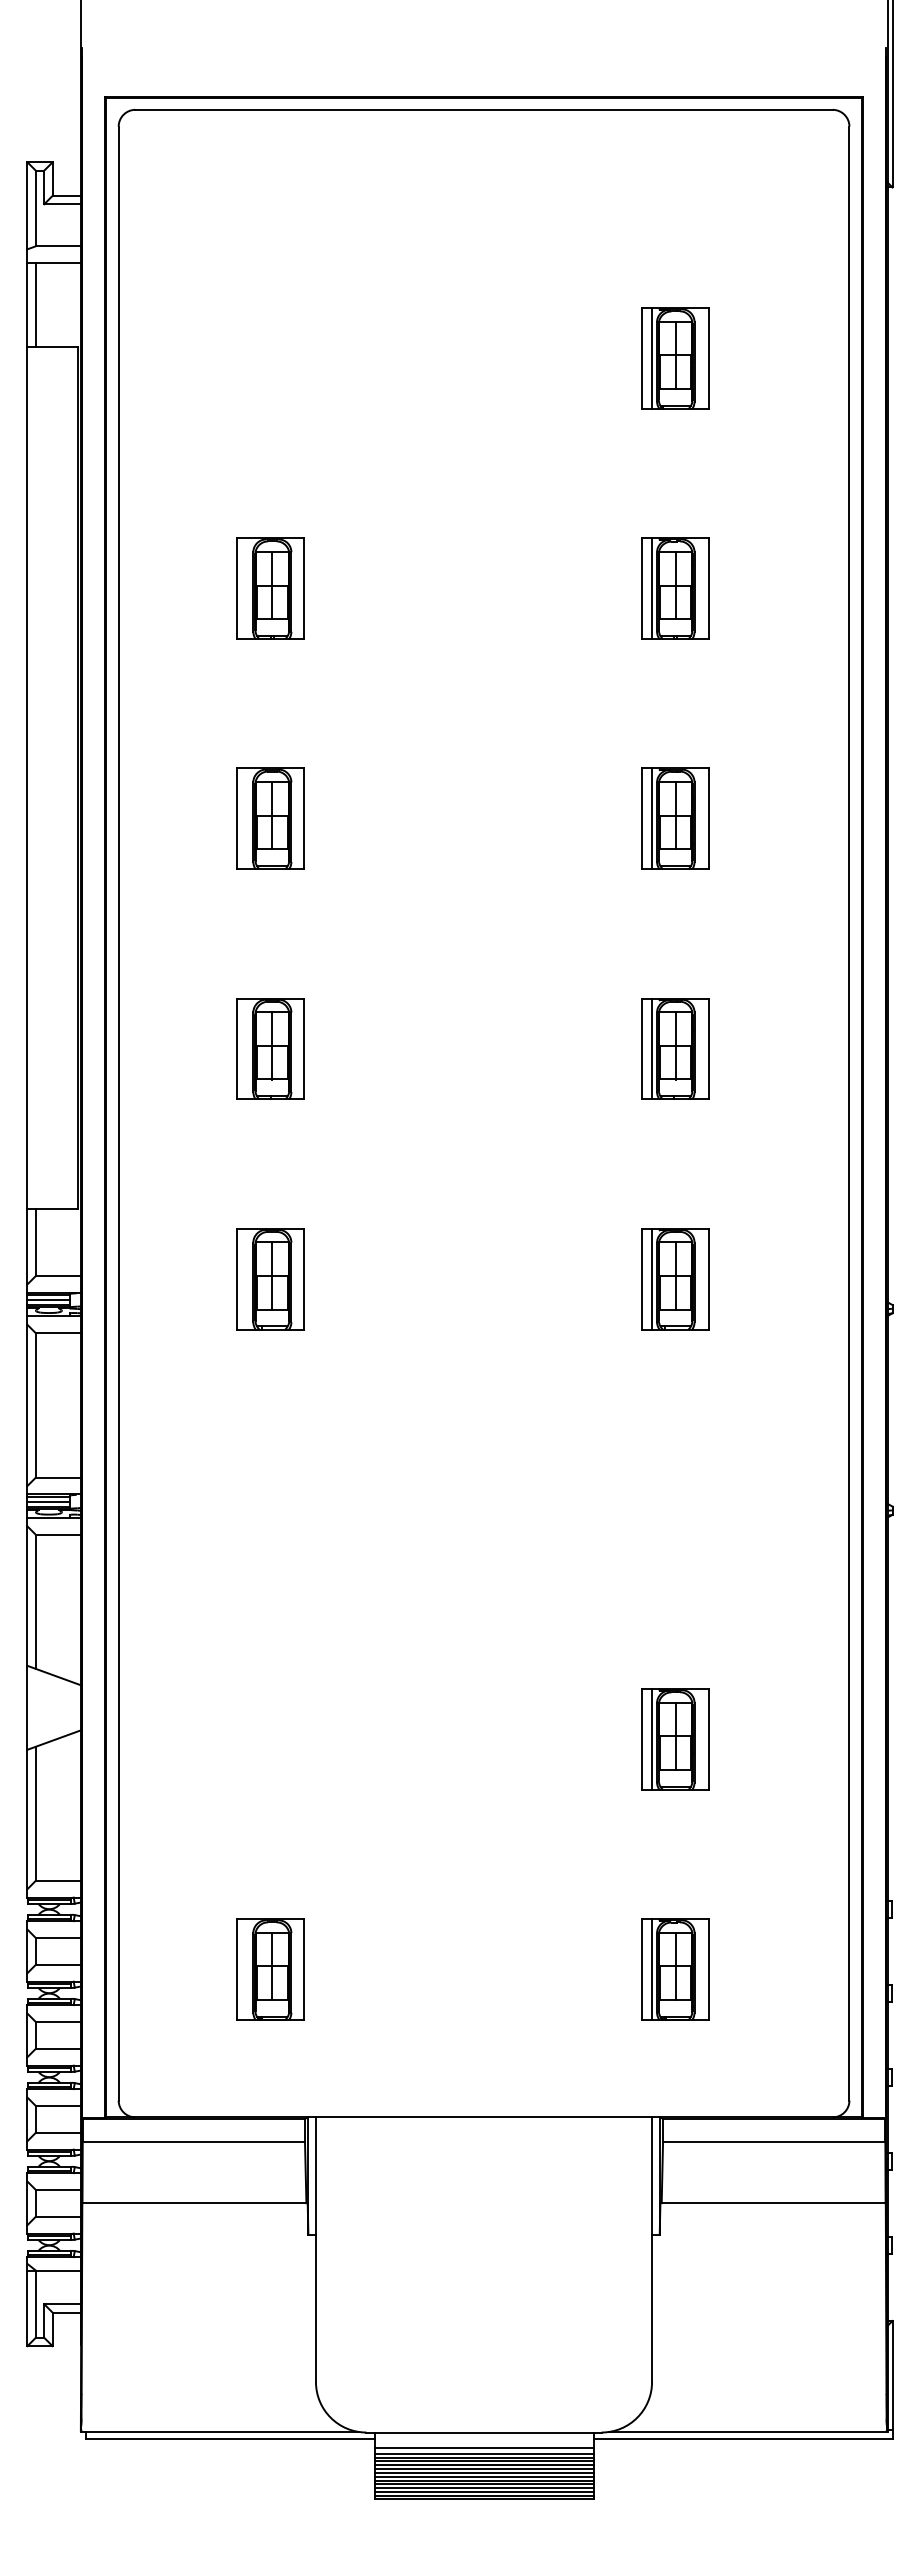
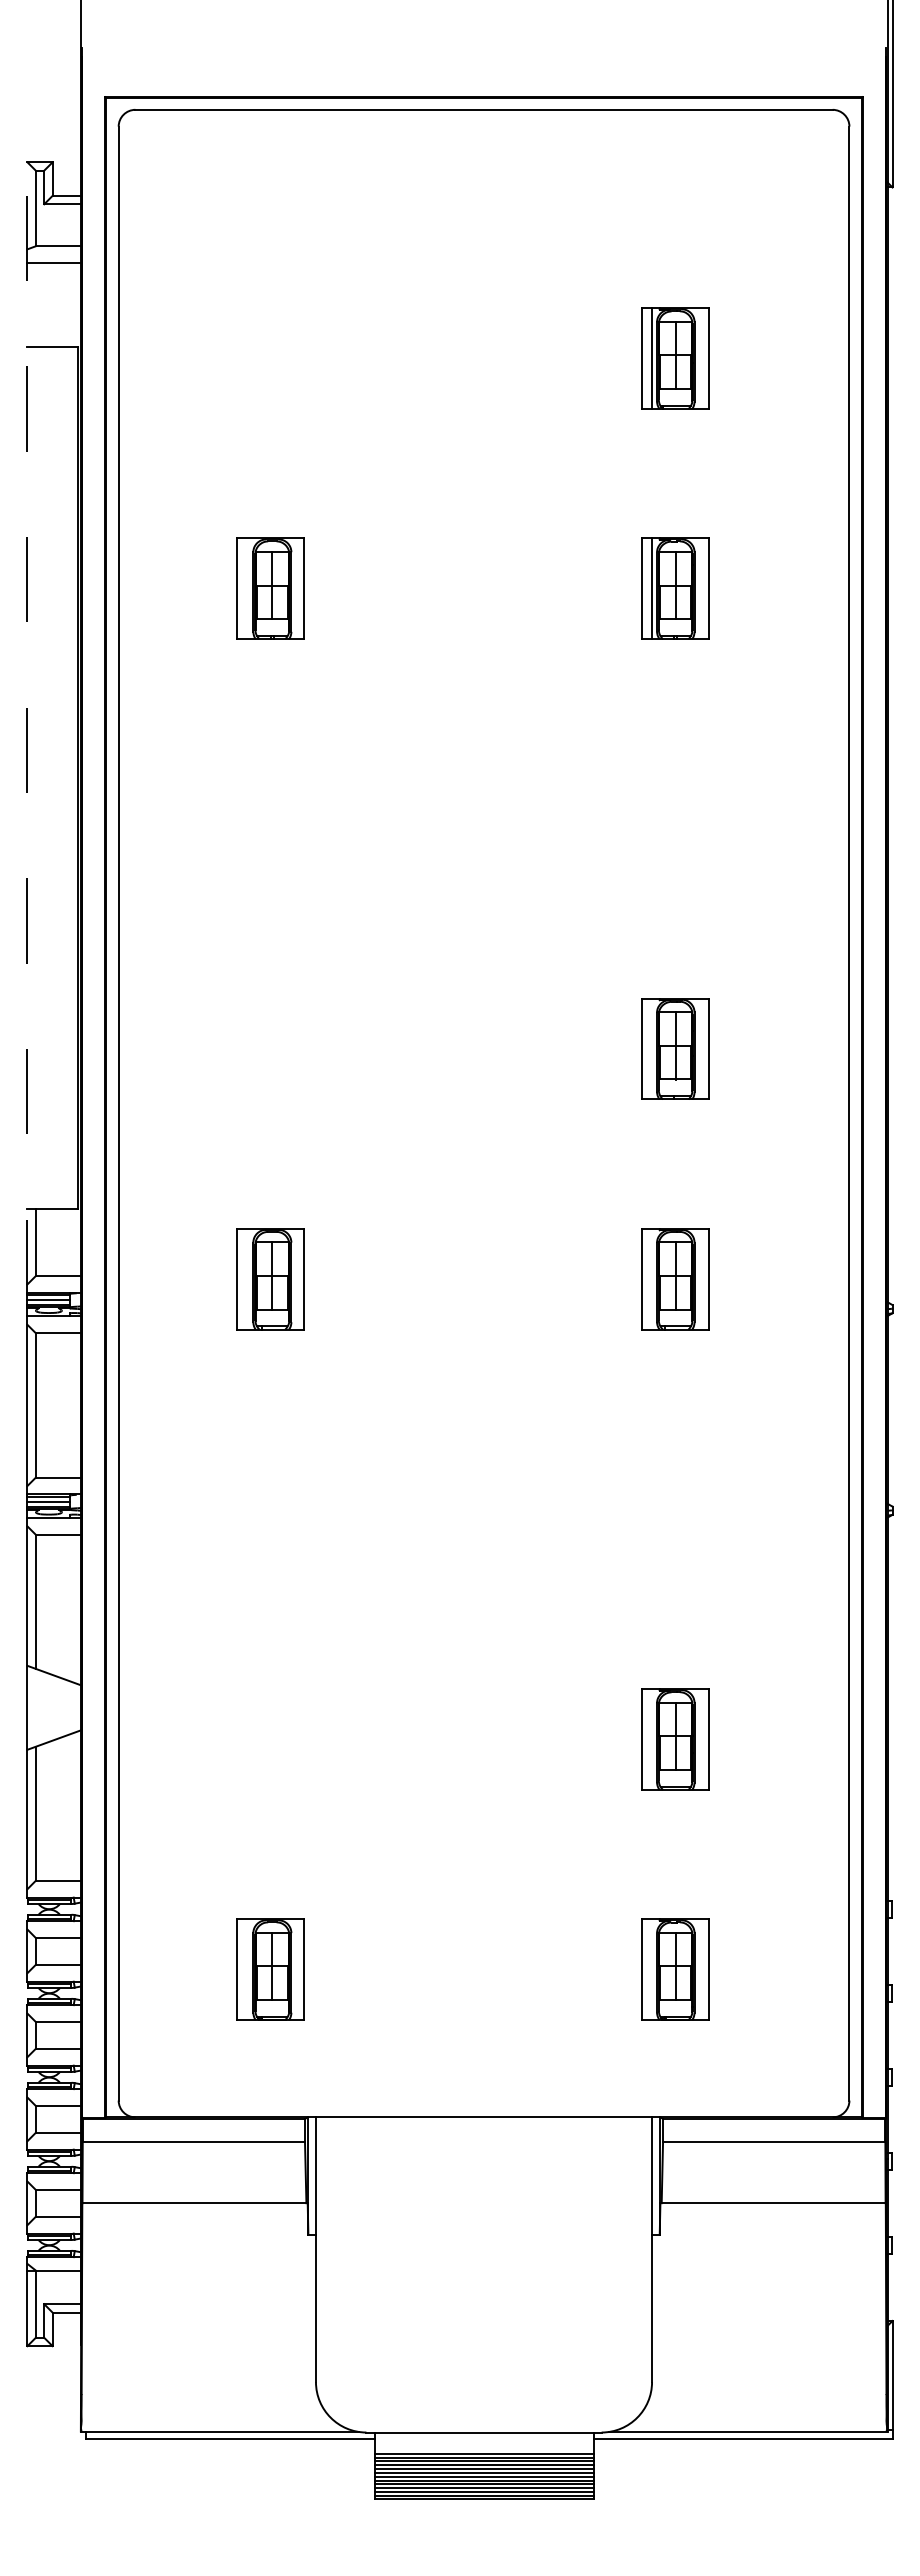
line: present -> none (35, 305)
line: solid -> dashed (27, 733)
part: present -> none (270, 818)
part: present -> none (675, 818)
part: present -> none (270, 1048)
line: present -> none (652, 1048)
line: present -> none (652, 1278)
line: present -> none (652, 1738)
line: present -> none (652, 1969)
line: present -> none (484, 2448)
